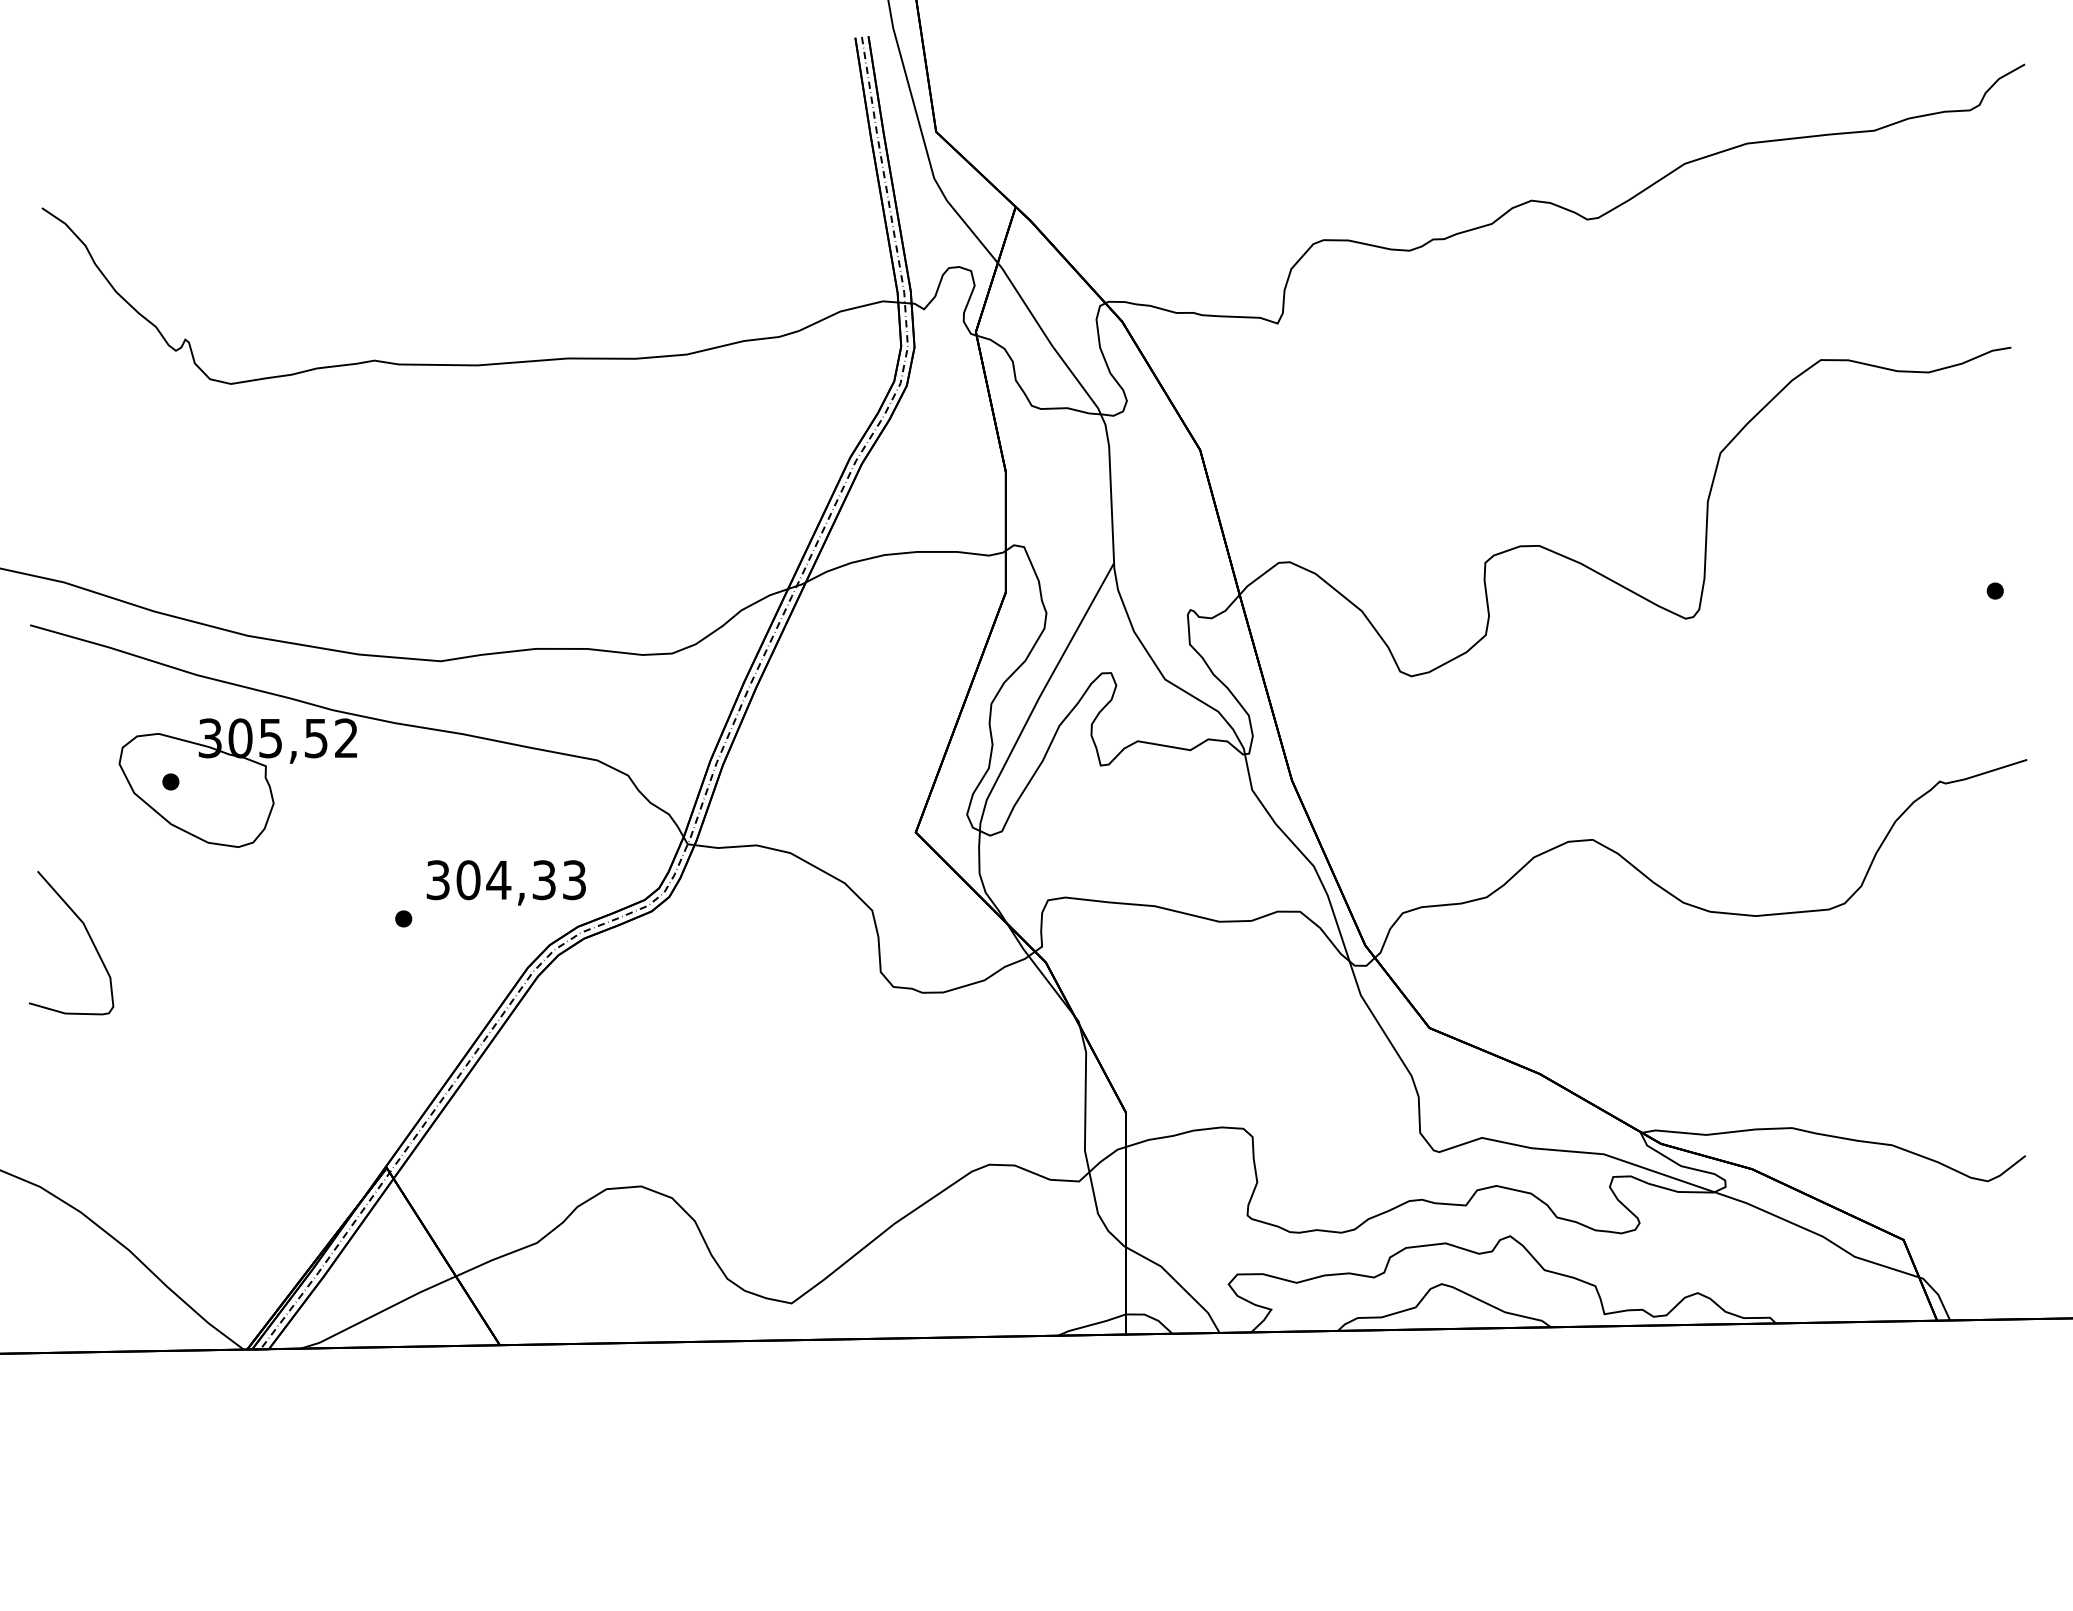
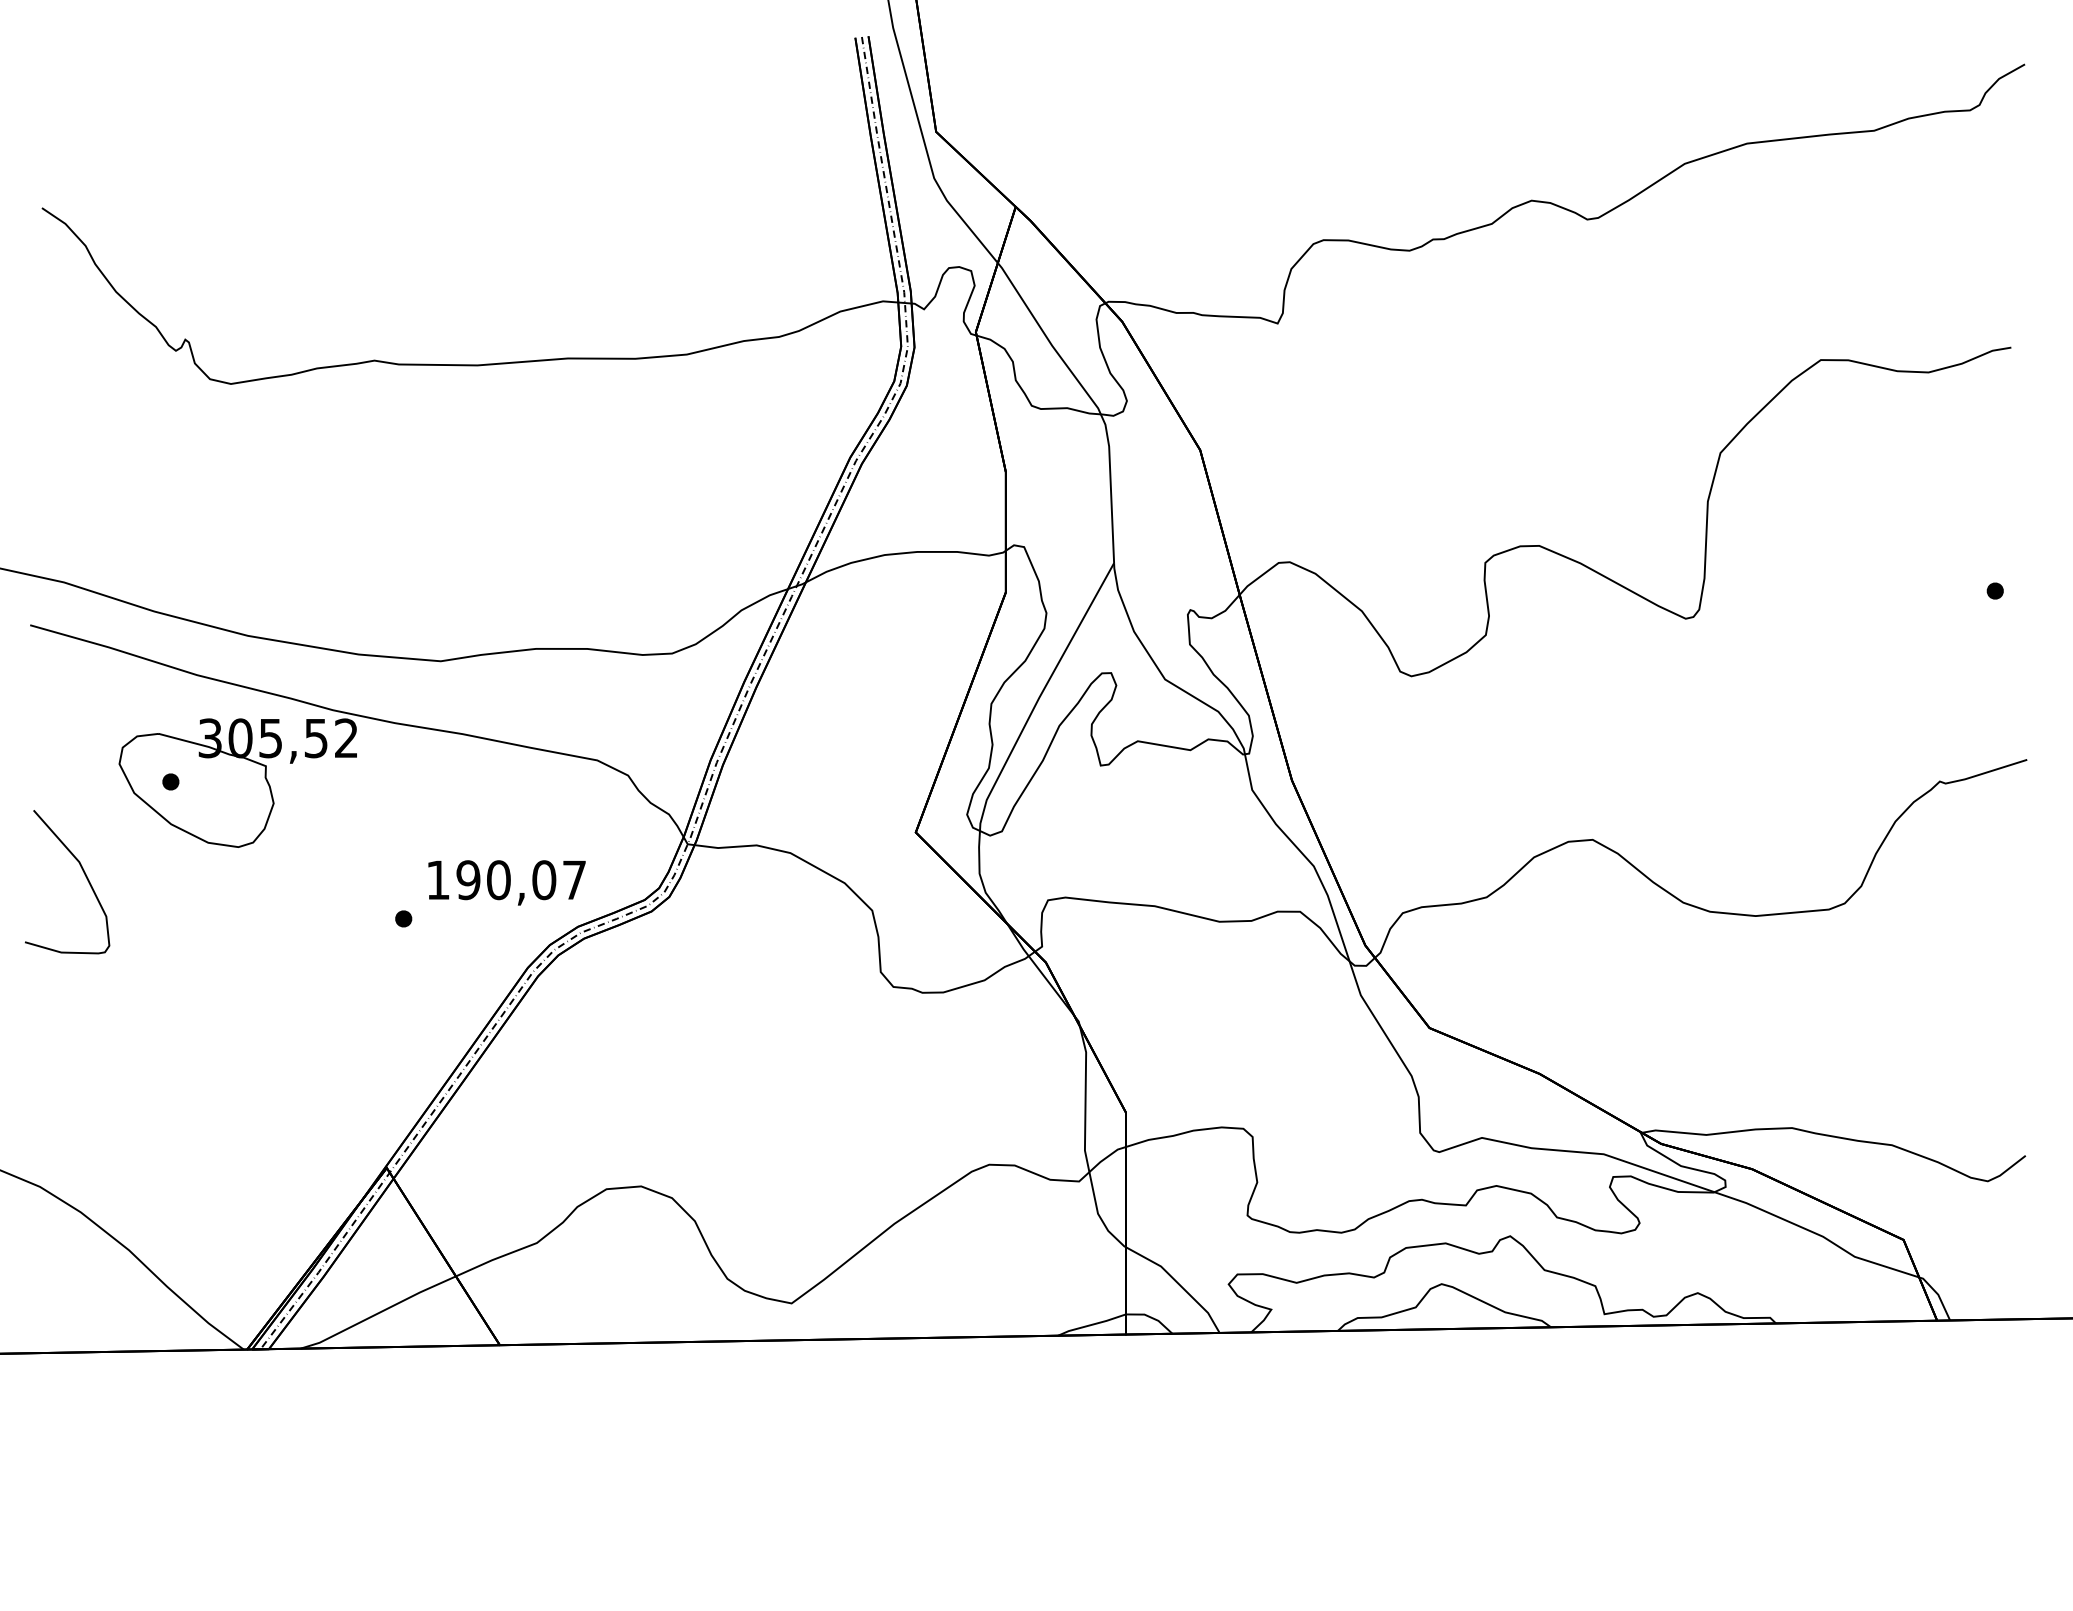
text: 304,33 -> 190,07 (505, 880)
curve position: (88, 936) -> (84, 875) (84, 875)
